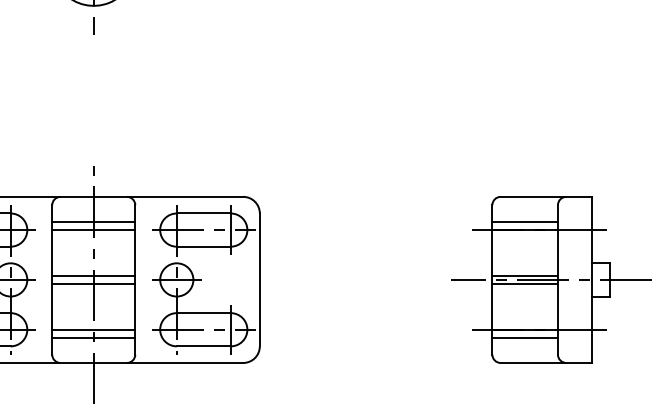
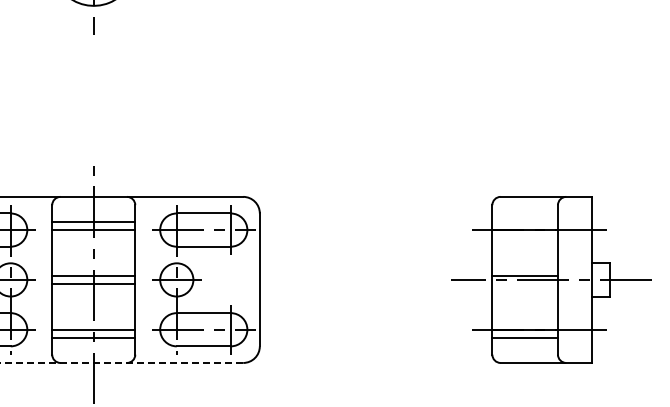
line: present -> none (524, 221)
line: present -> none (524, 284)
line: solid -> dashed (121, 362)
